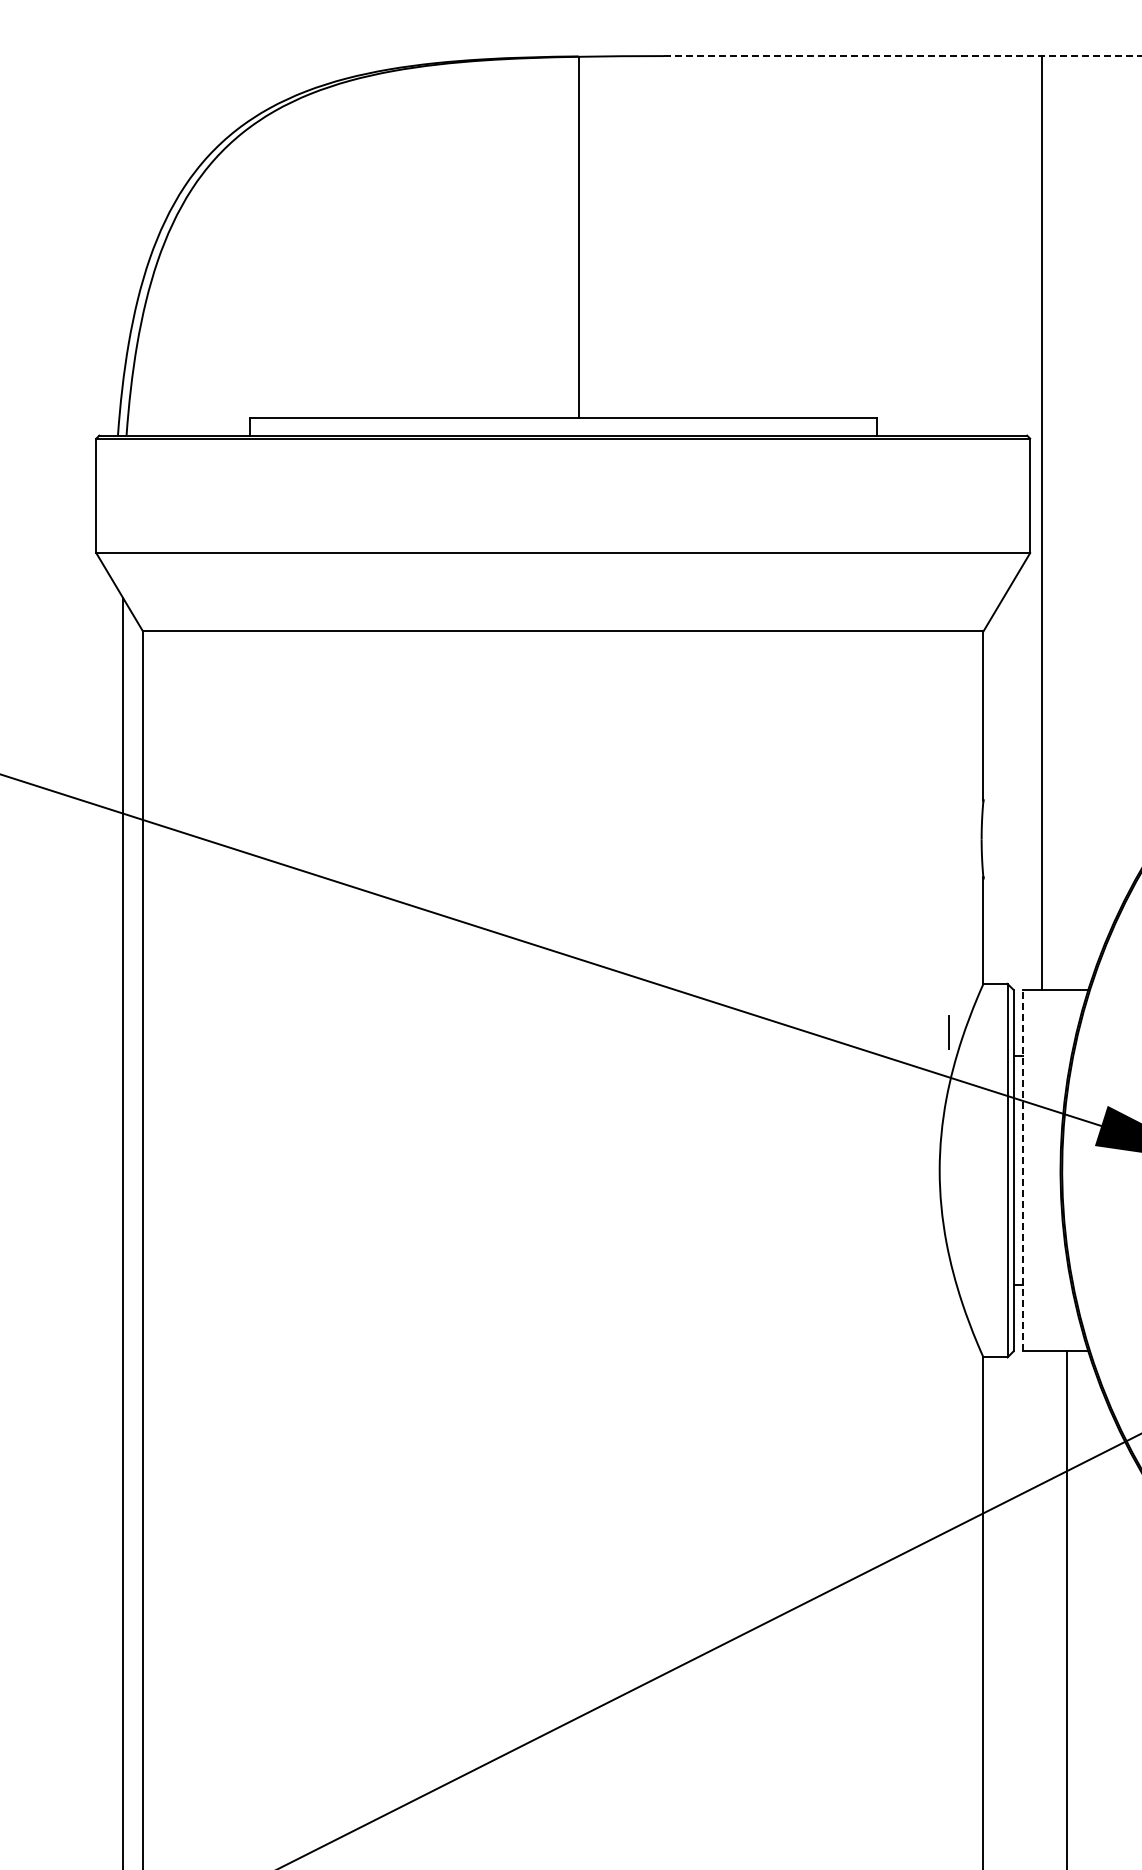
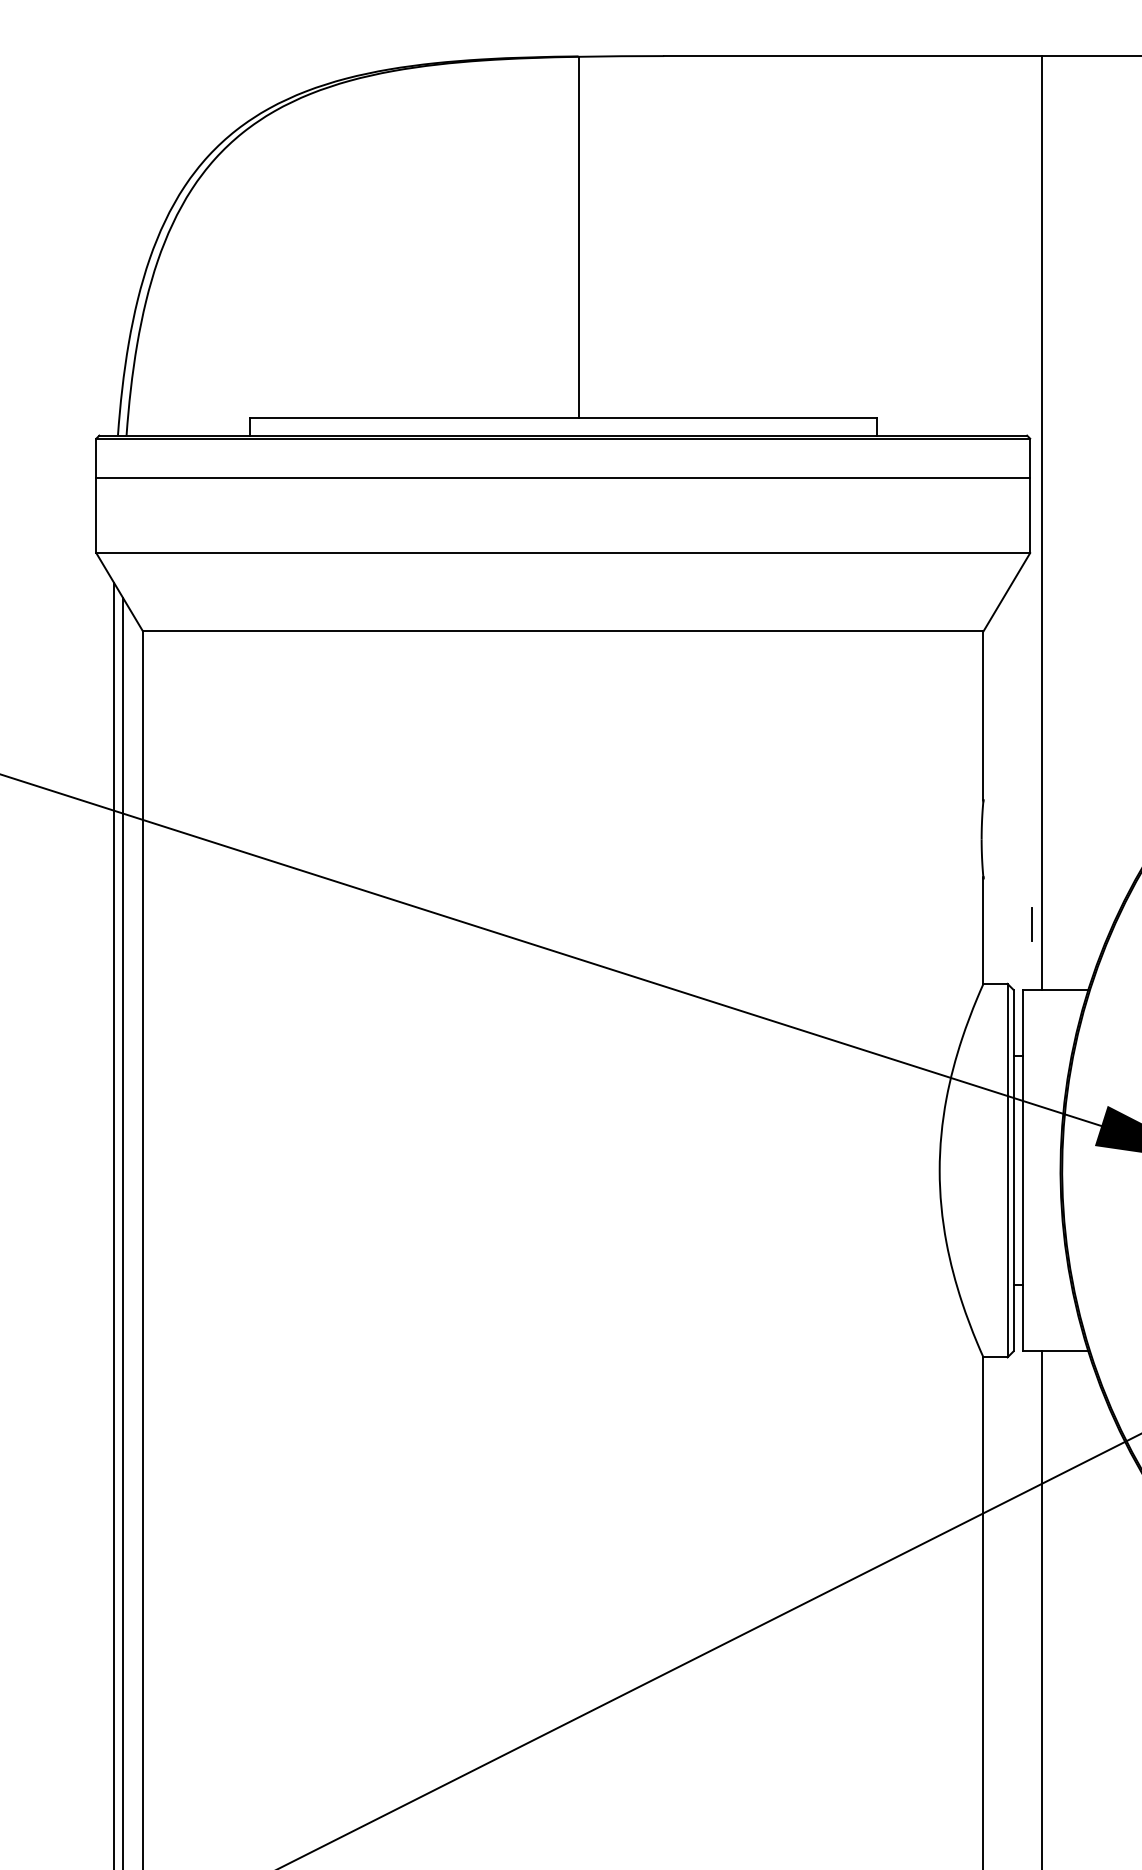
line: dashed -> solid (903, 56)
line: none -> present (563, 477)
line position: (948, 1032) -> (1031, 924) (1031, 924)
line: dashed -> solid (1022, 1170)
line: none -> present (114, 1224)
line position: (1067, 1608) -> (1042, 1608) (1042, 1608)
